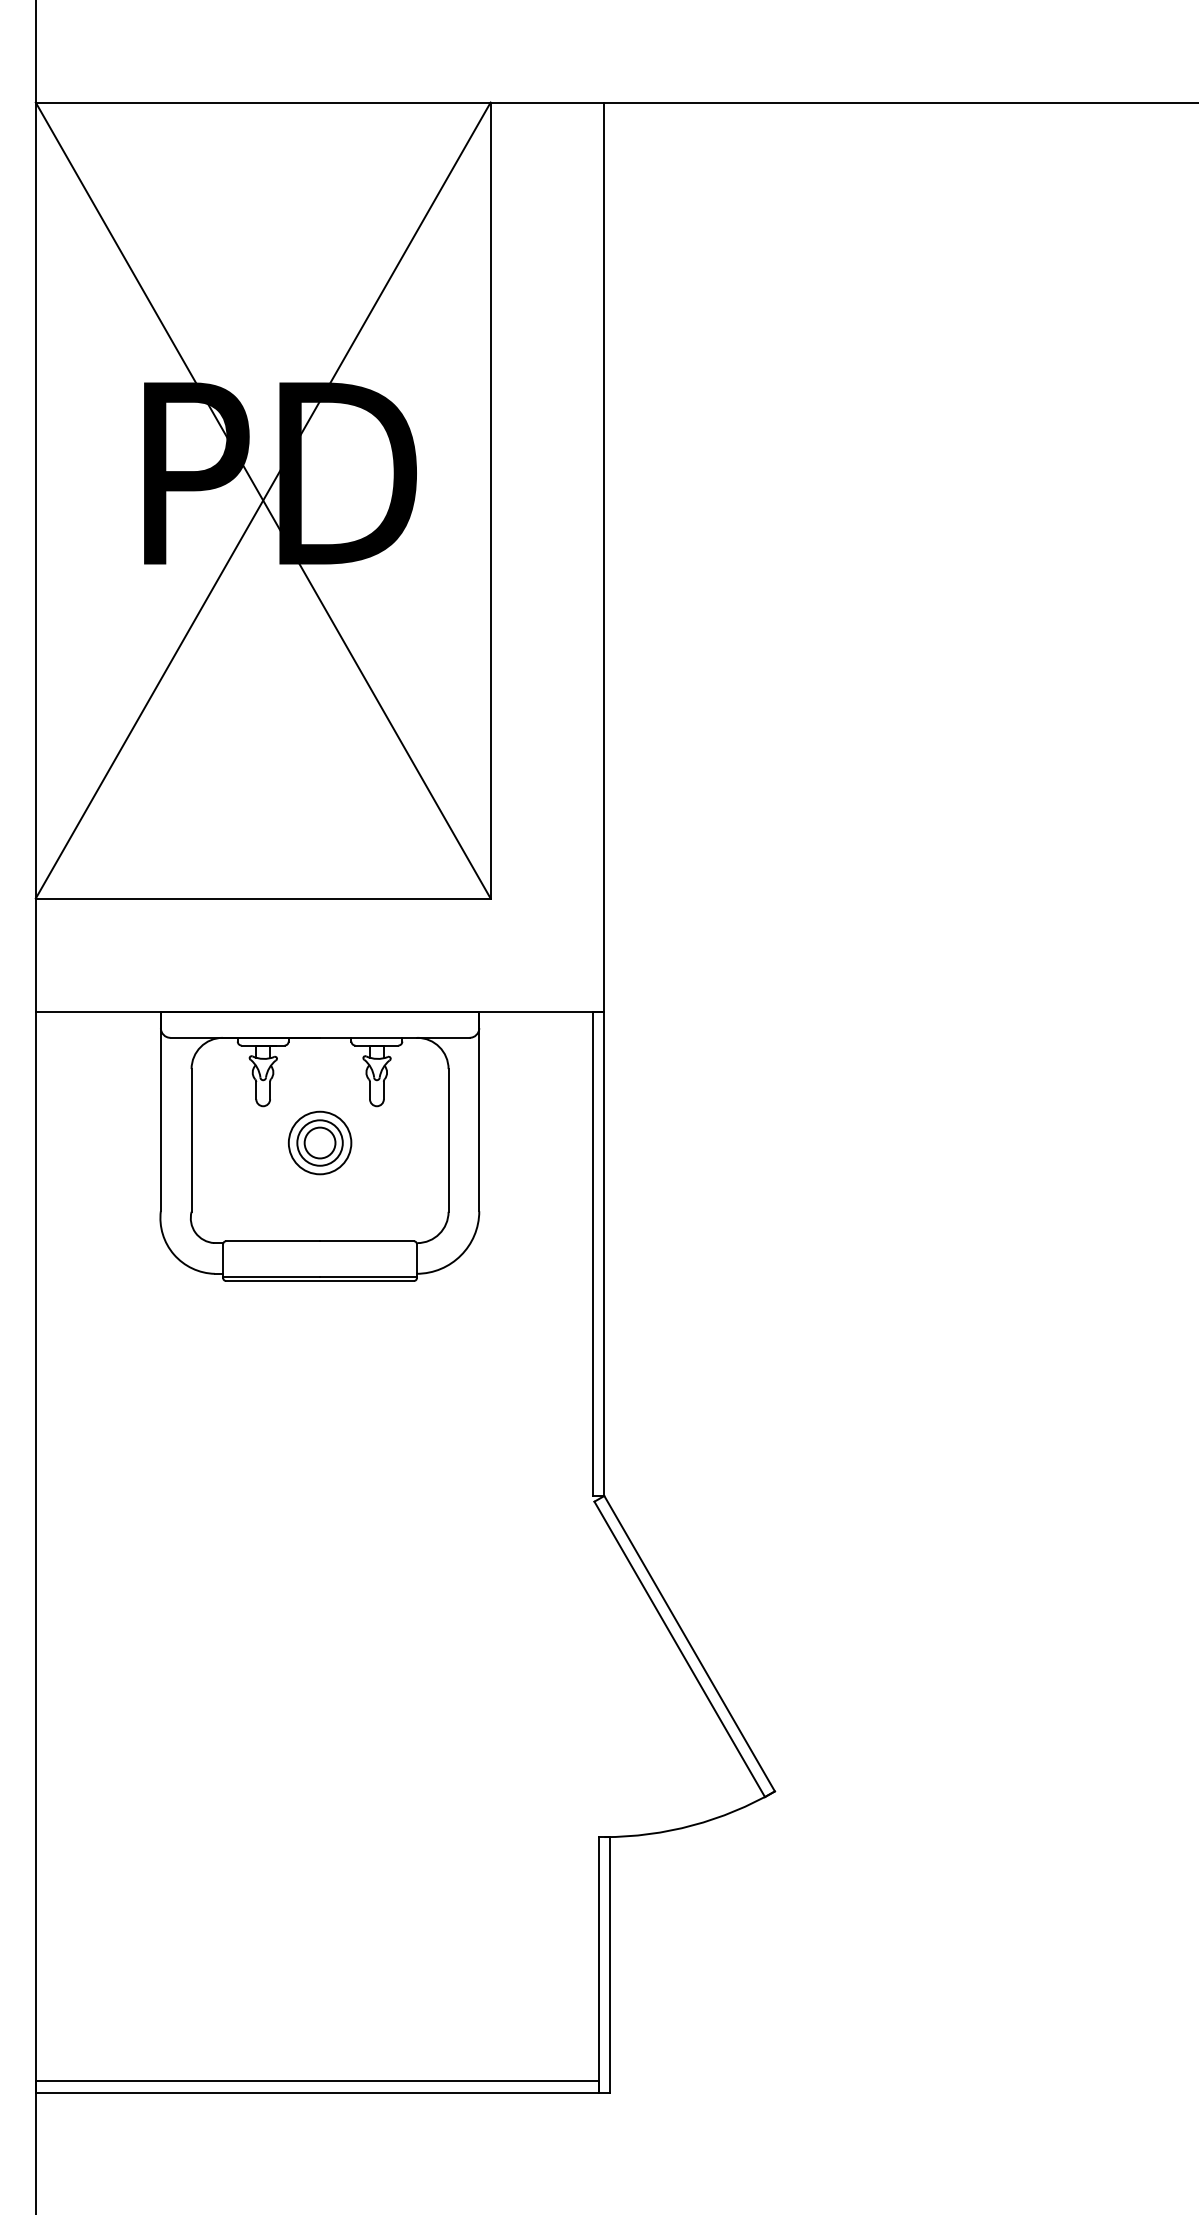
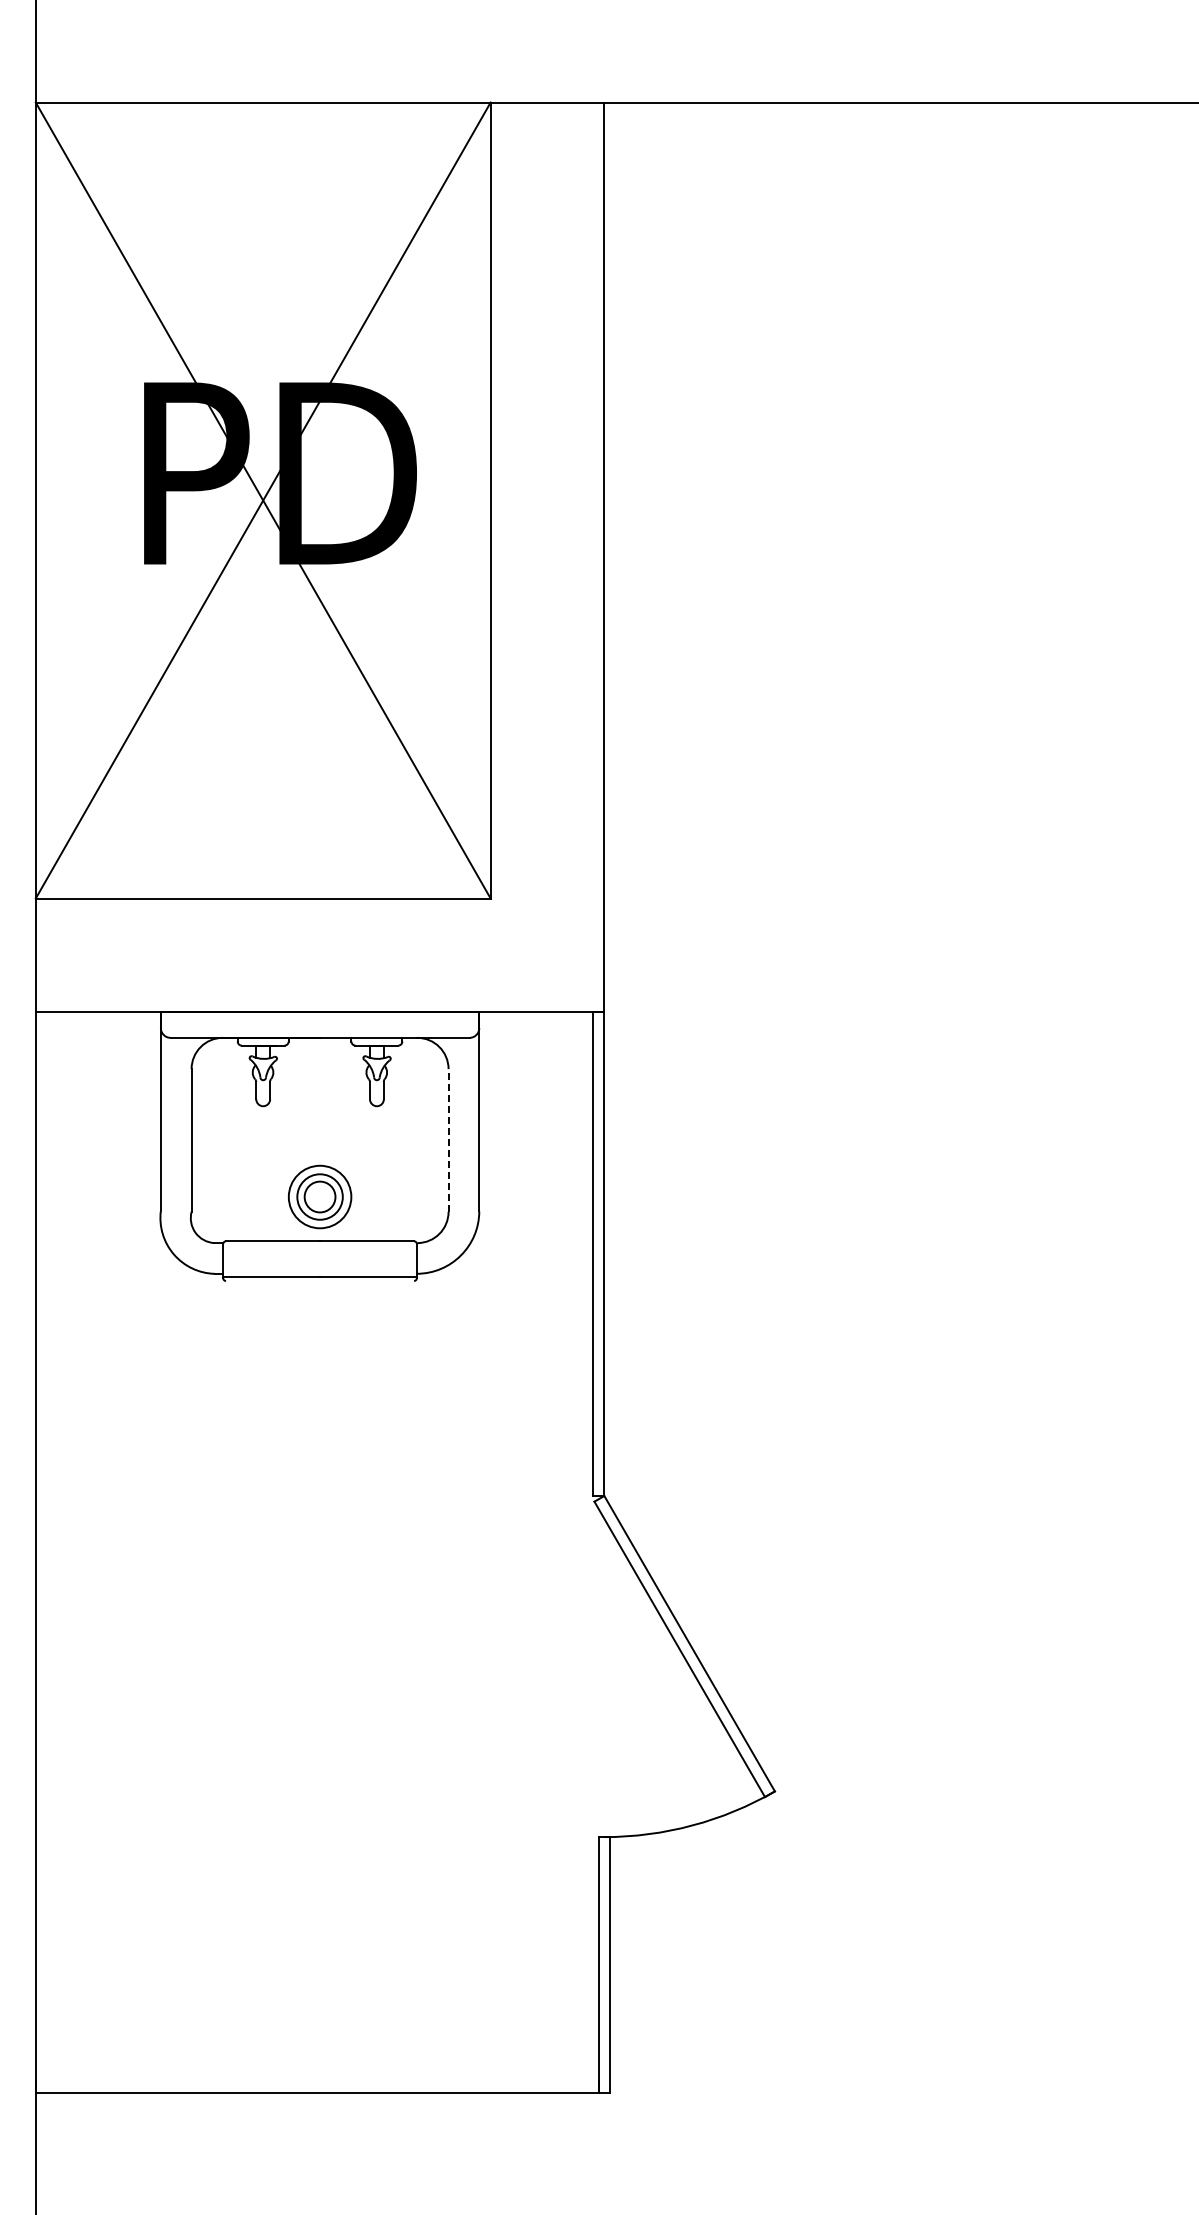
line: solid -> dashed (448, 1139)
part position: (319, 1142) -> (319, 1196) (319, 1196)
line: present -> none (320, 1280)
line: present -> none (316, 2081)
